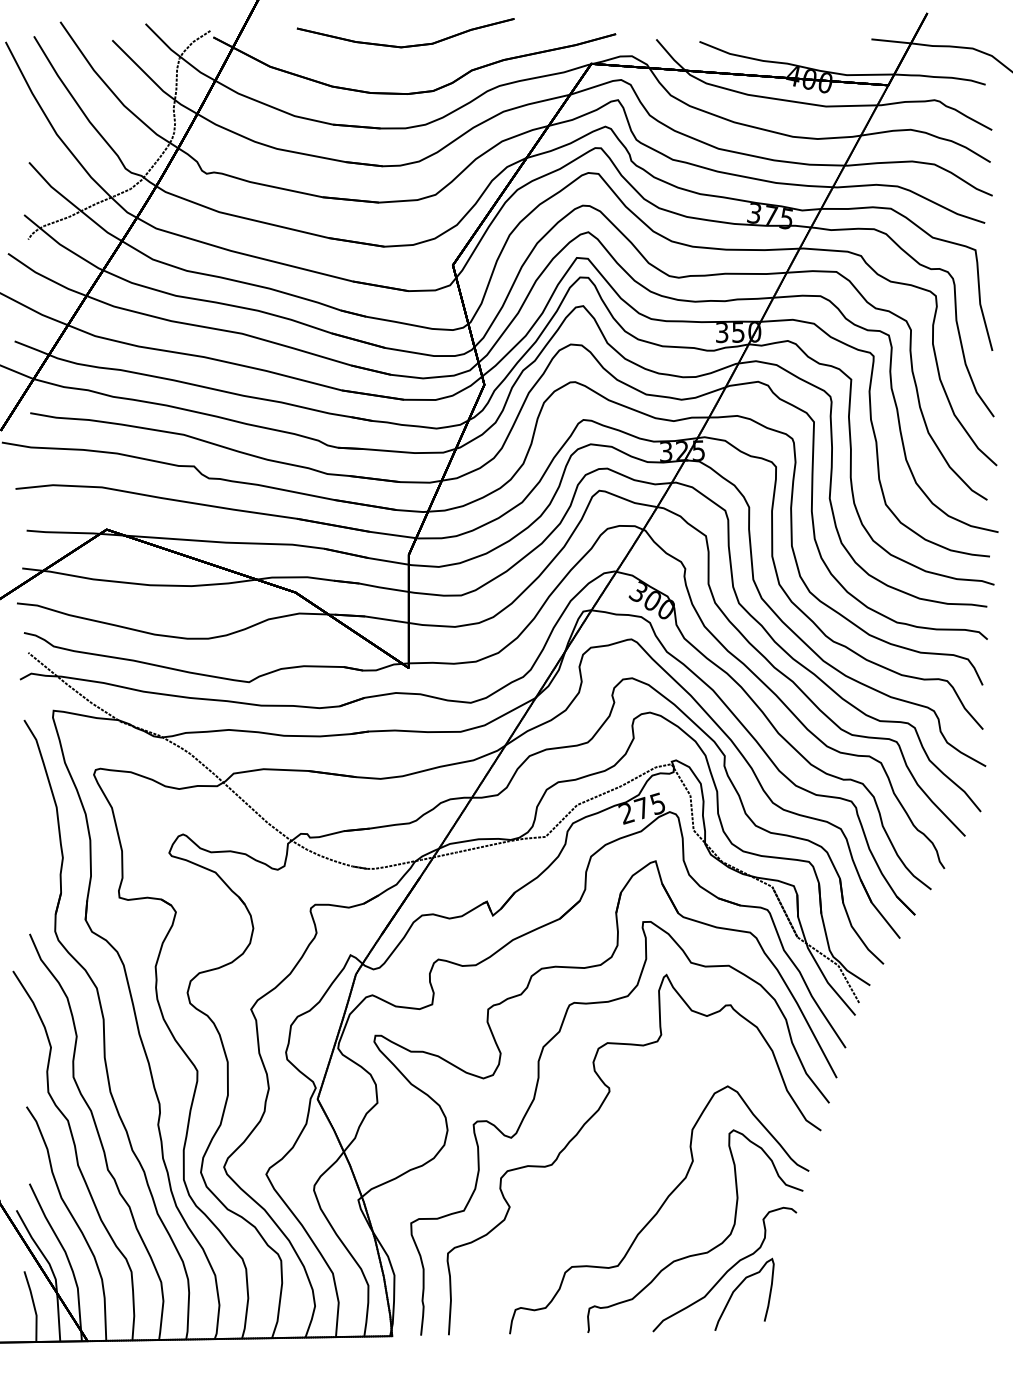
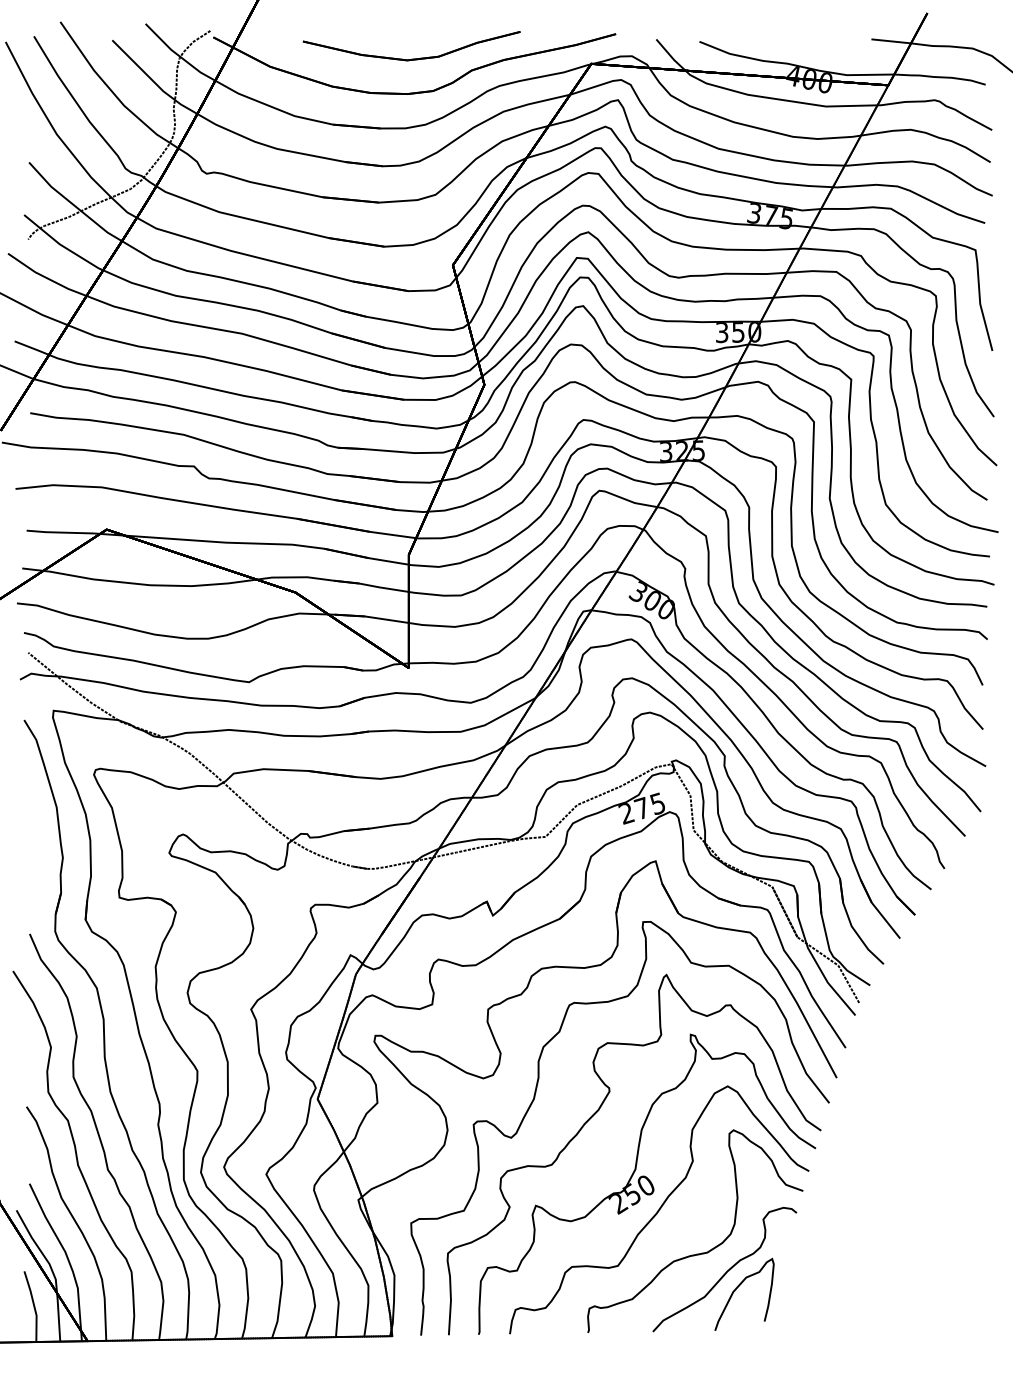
part position: (405, 45) -> (411, 58) (411, 58)
part: none -> present (647, 1183)
